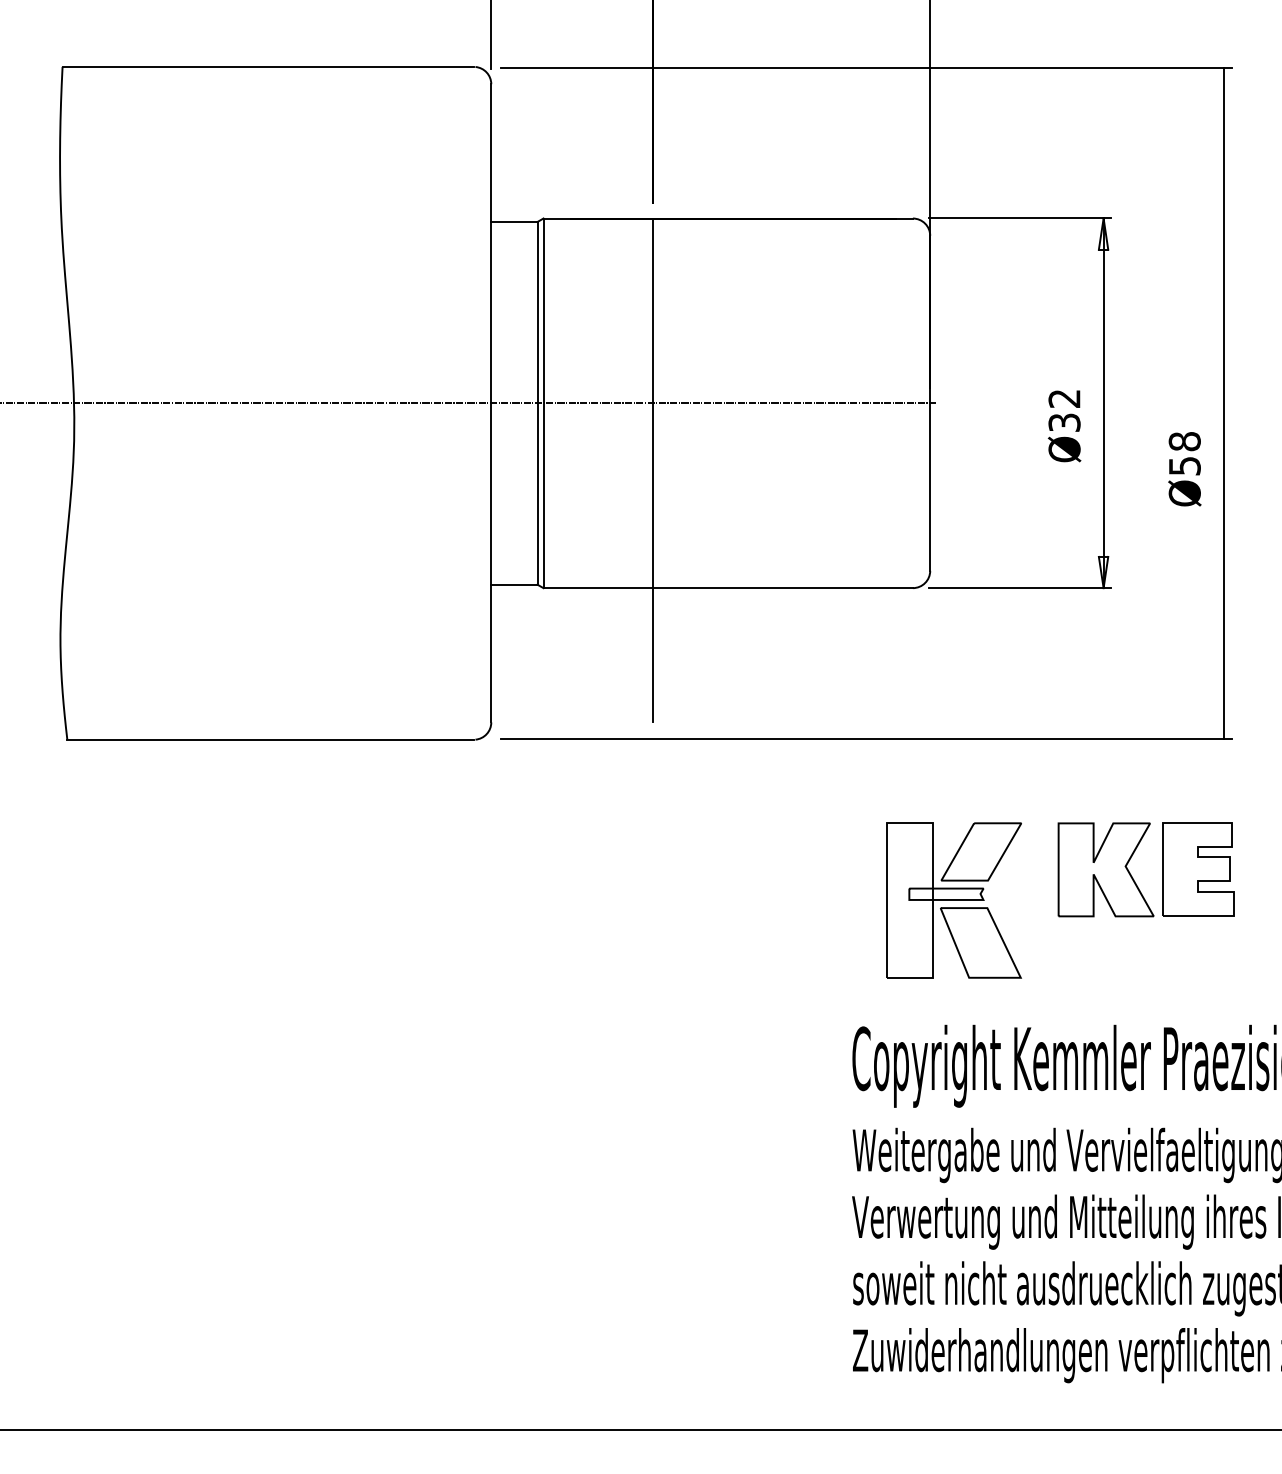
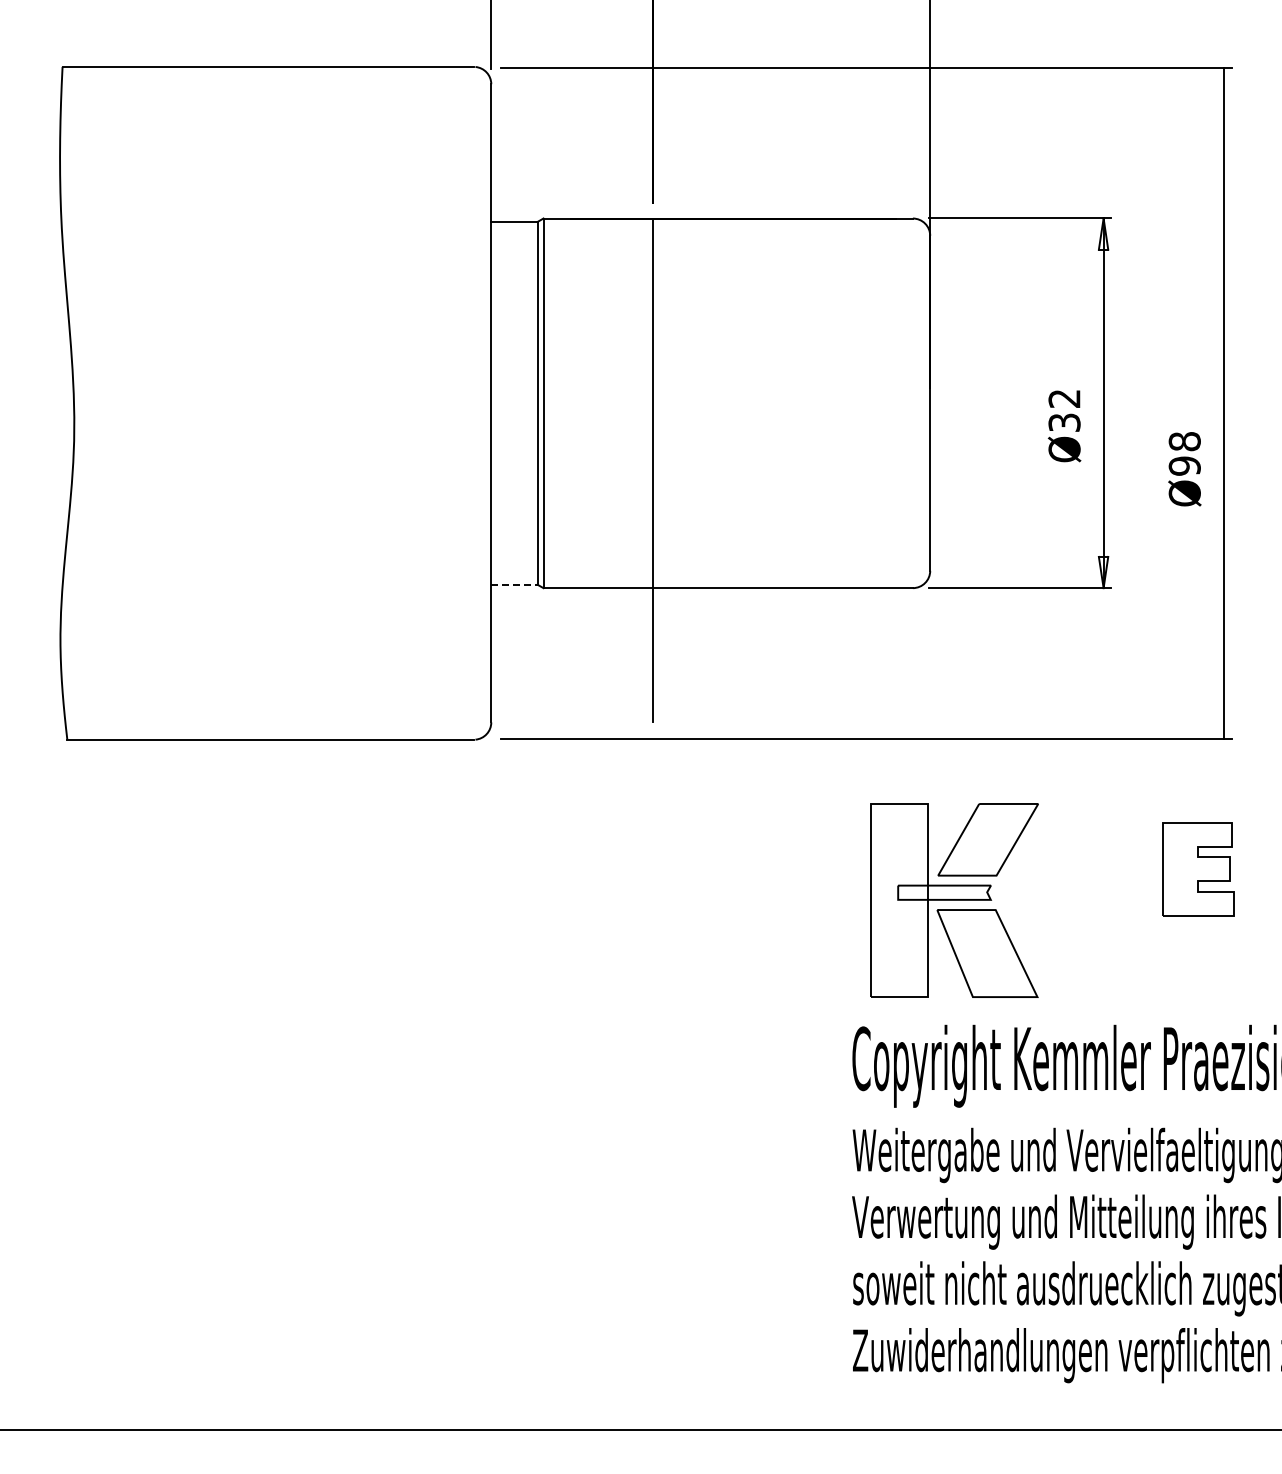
line: present -> none (469, 403)
text: Ø58 -> Ø98 (1184, 465)
line: solid -> dashed (514, 584)
part: present -> none (1105, 869)
part size: 136x157 px -> 169x195 px (954, 900)
